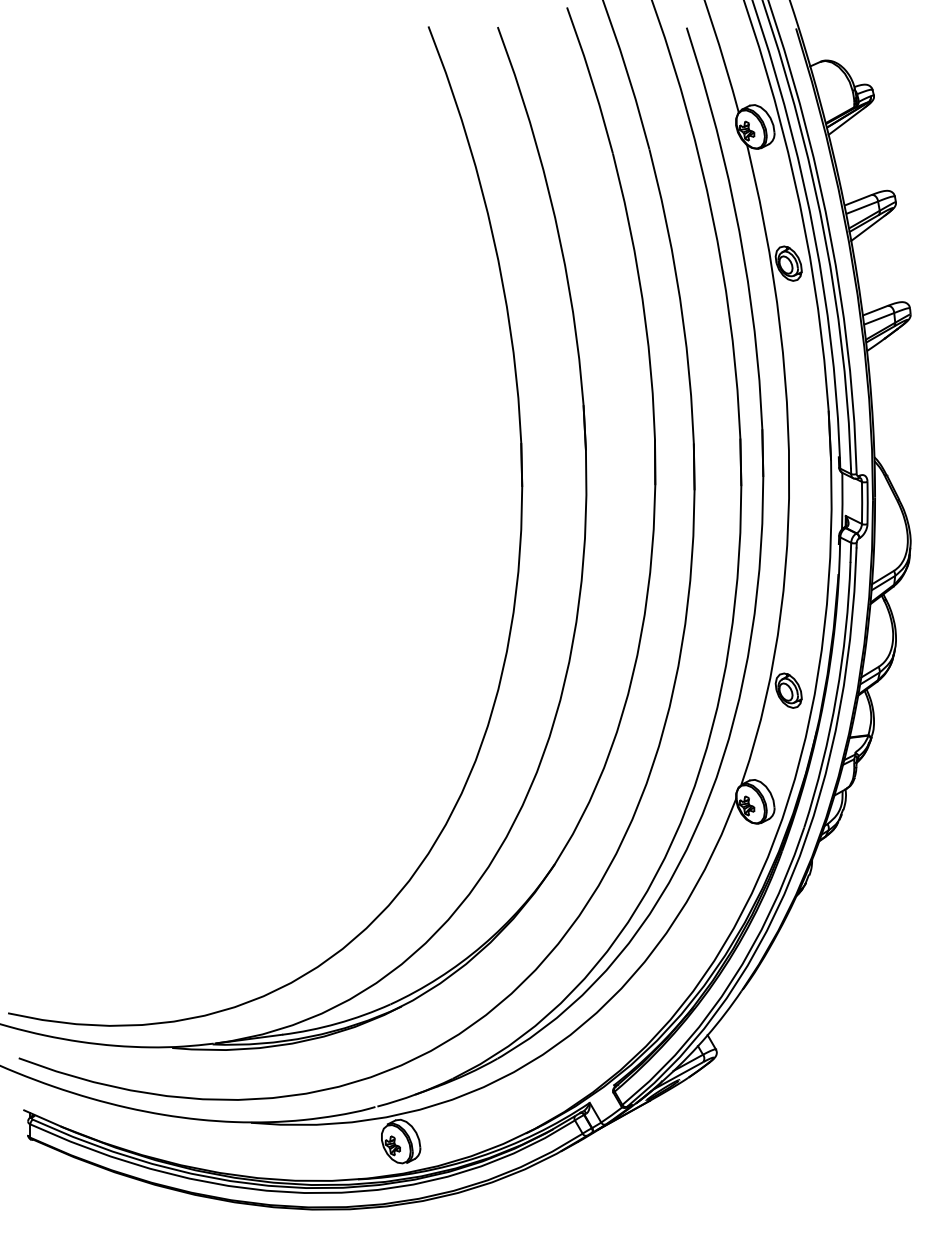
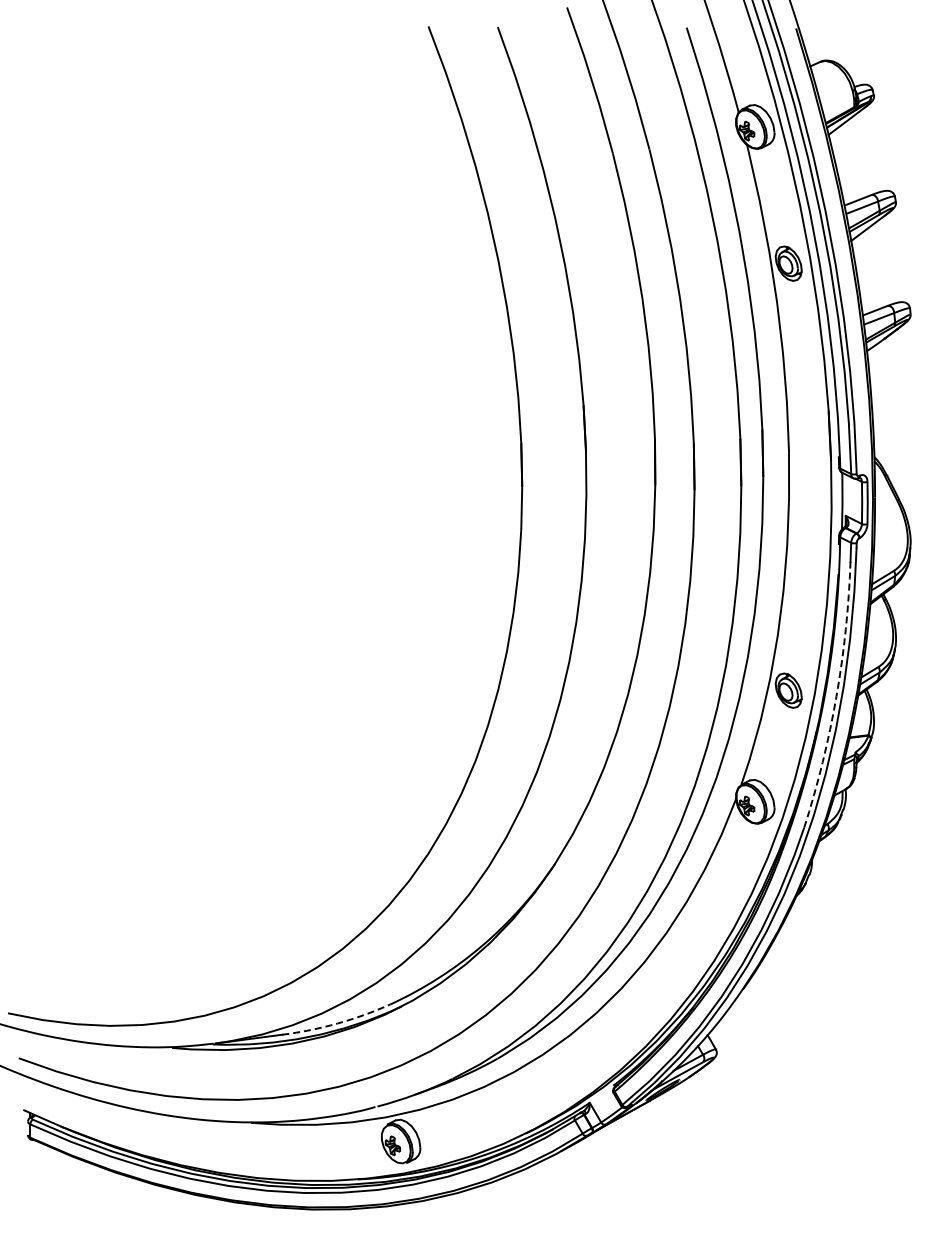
arc: solid -> dashed (836, 696)
arc: solid -> dashed (337, 1023)
